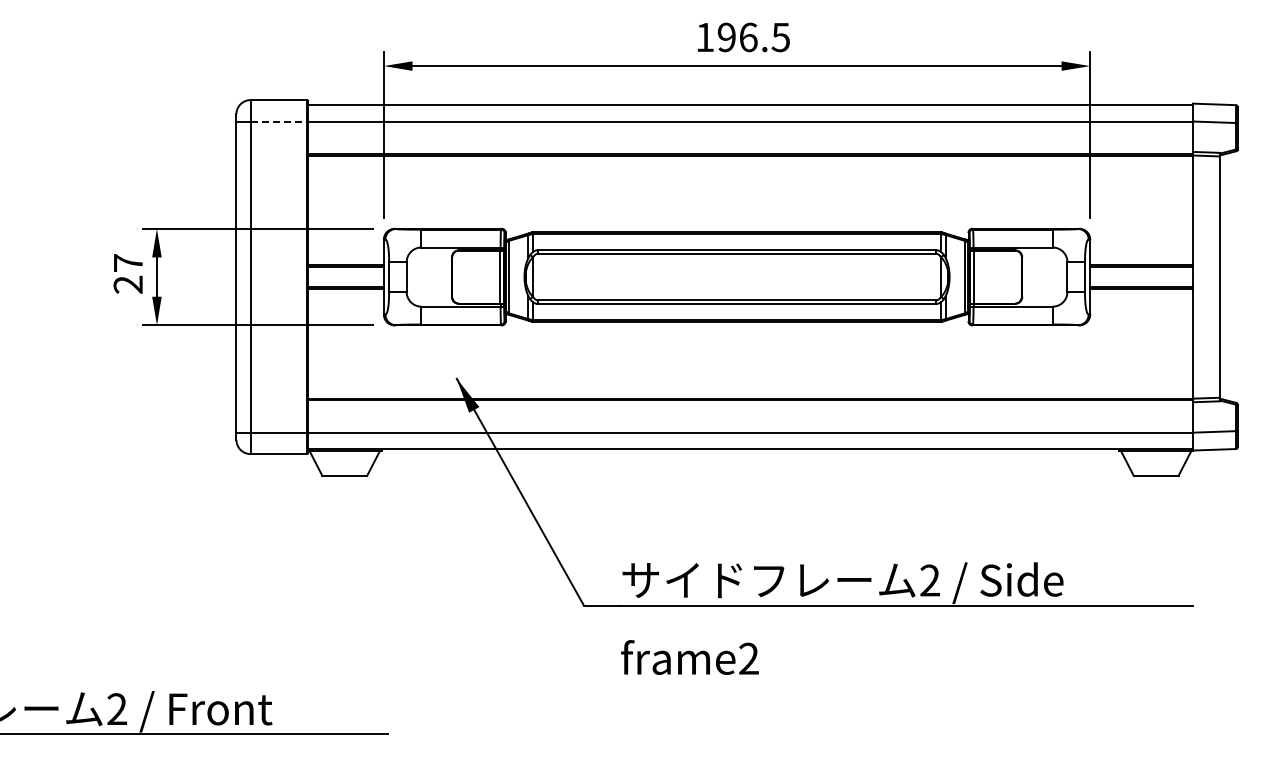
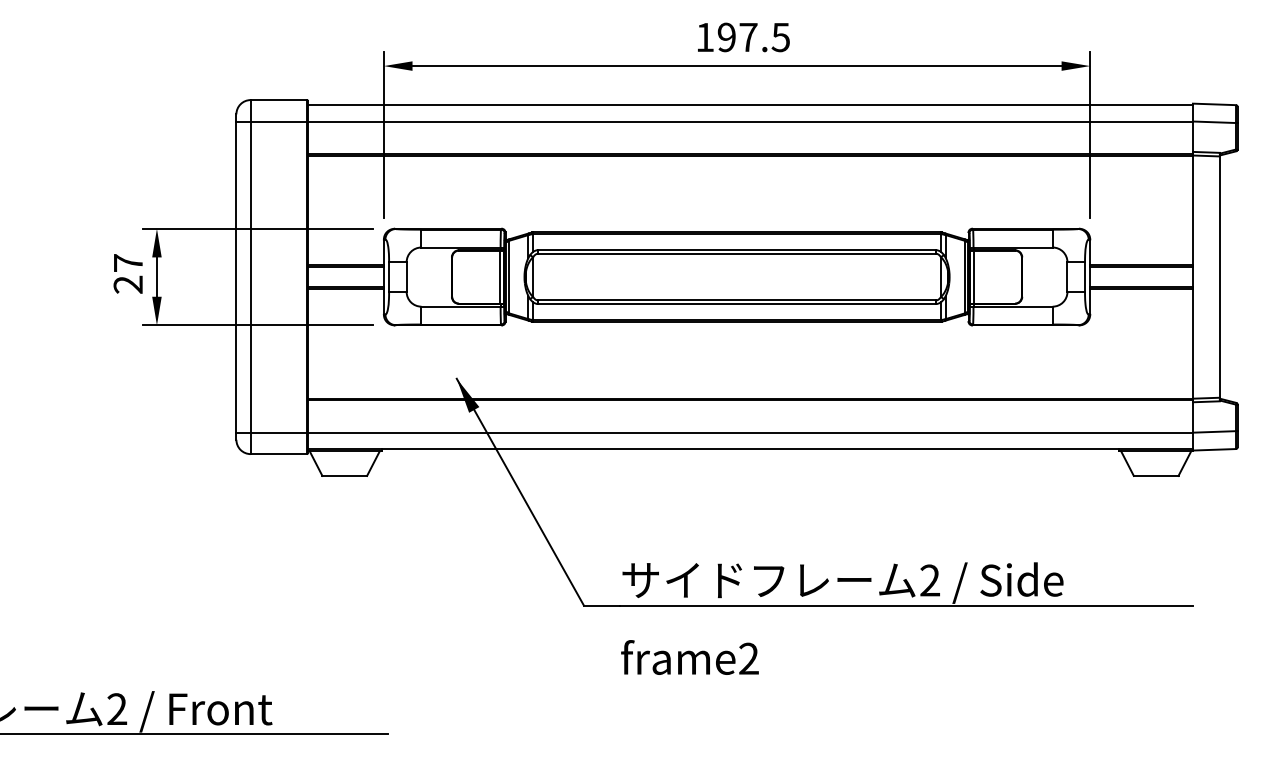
text: 196.5 -> 197.5 (748, 37)
line: dashed -> solid (279, 121)
